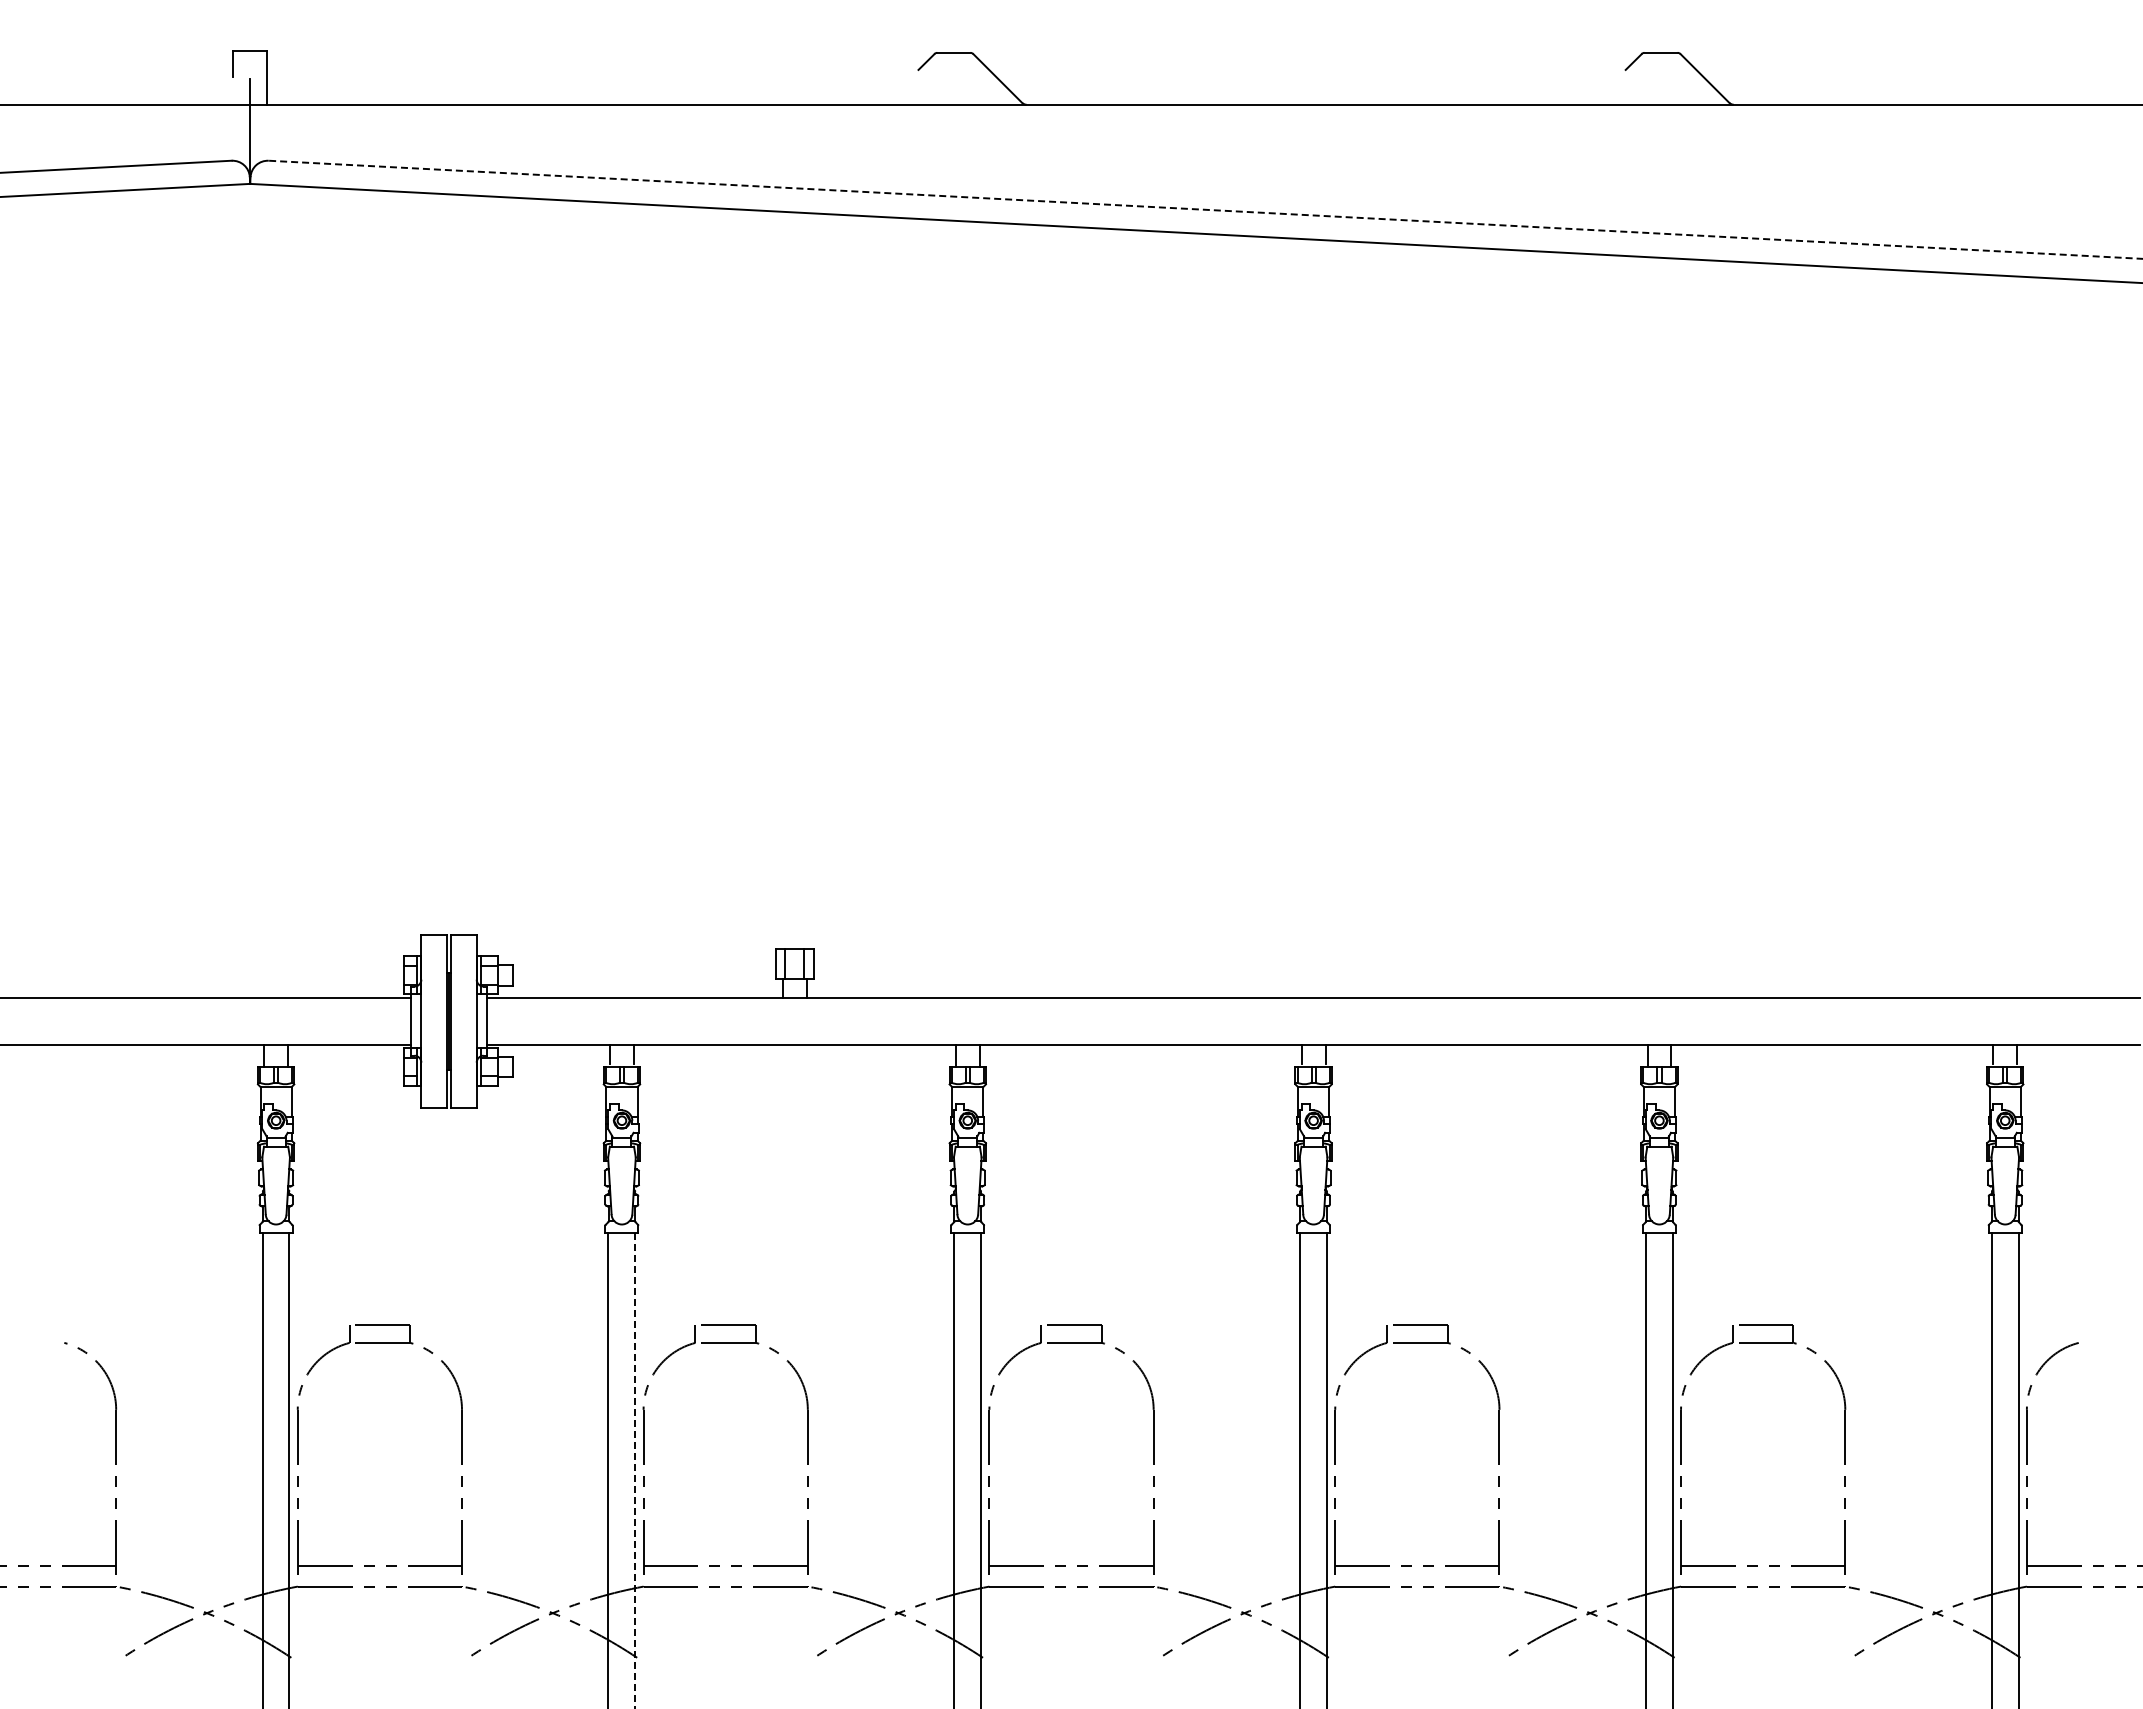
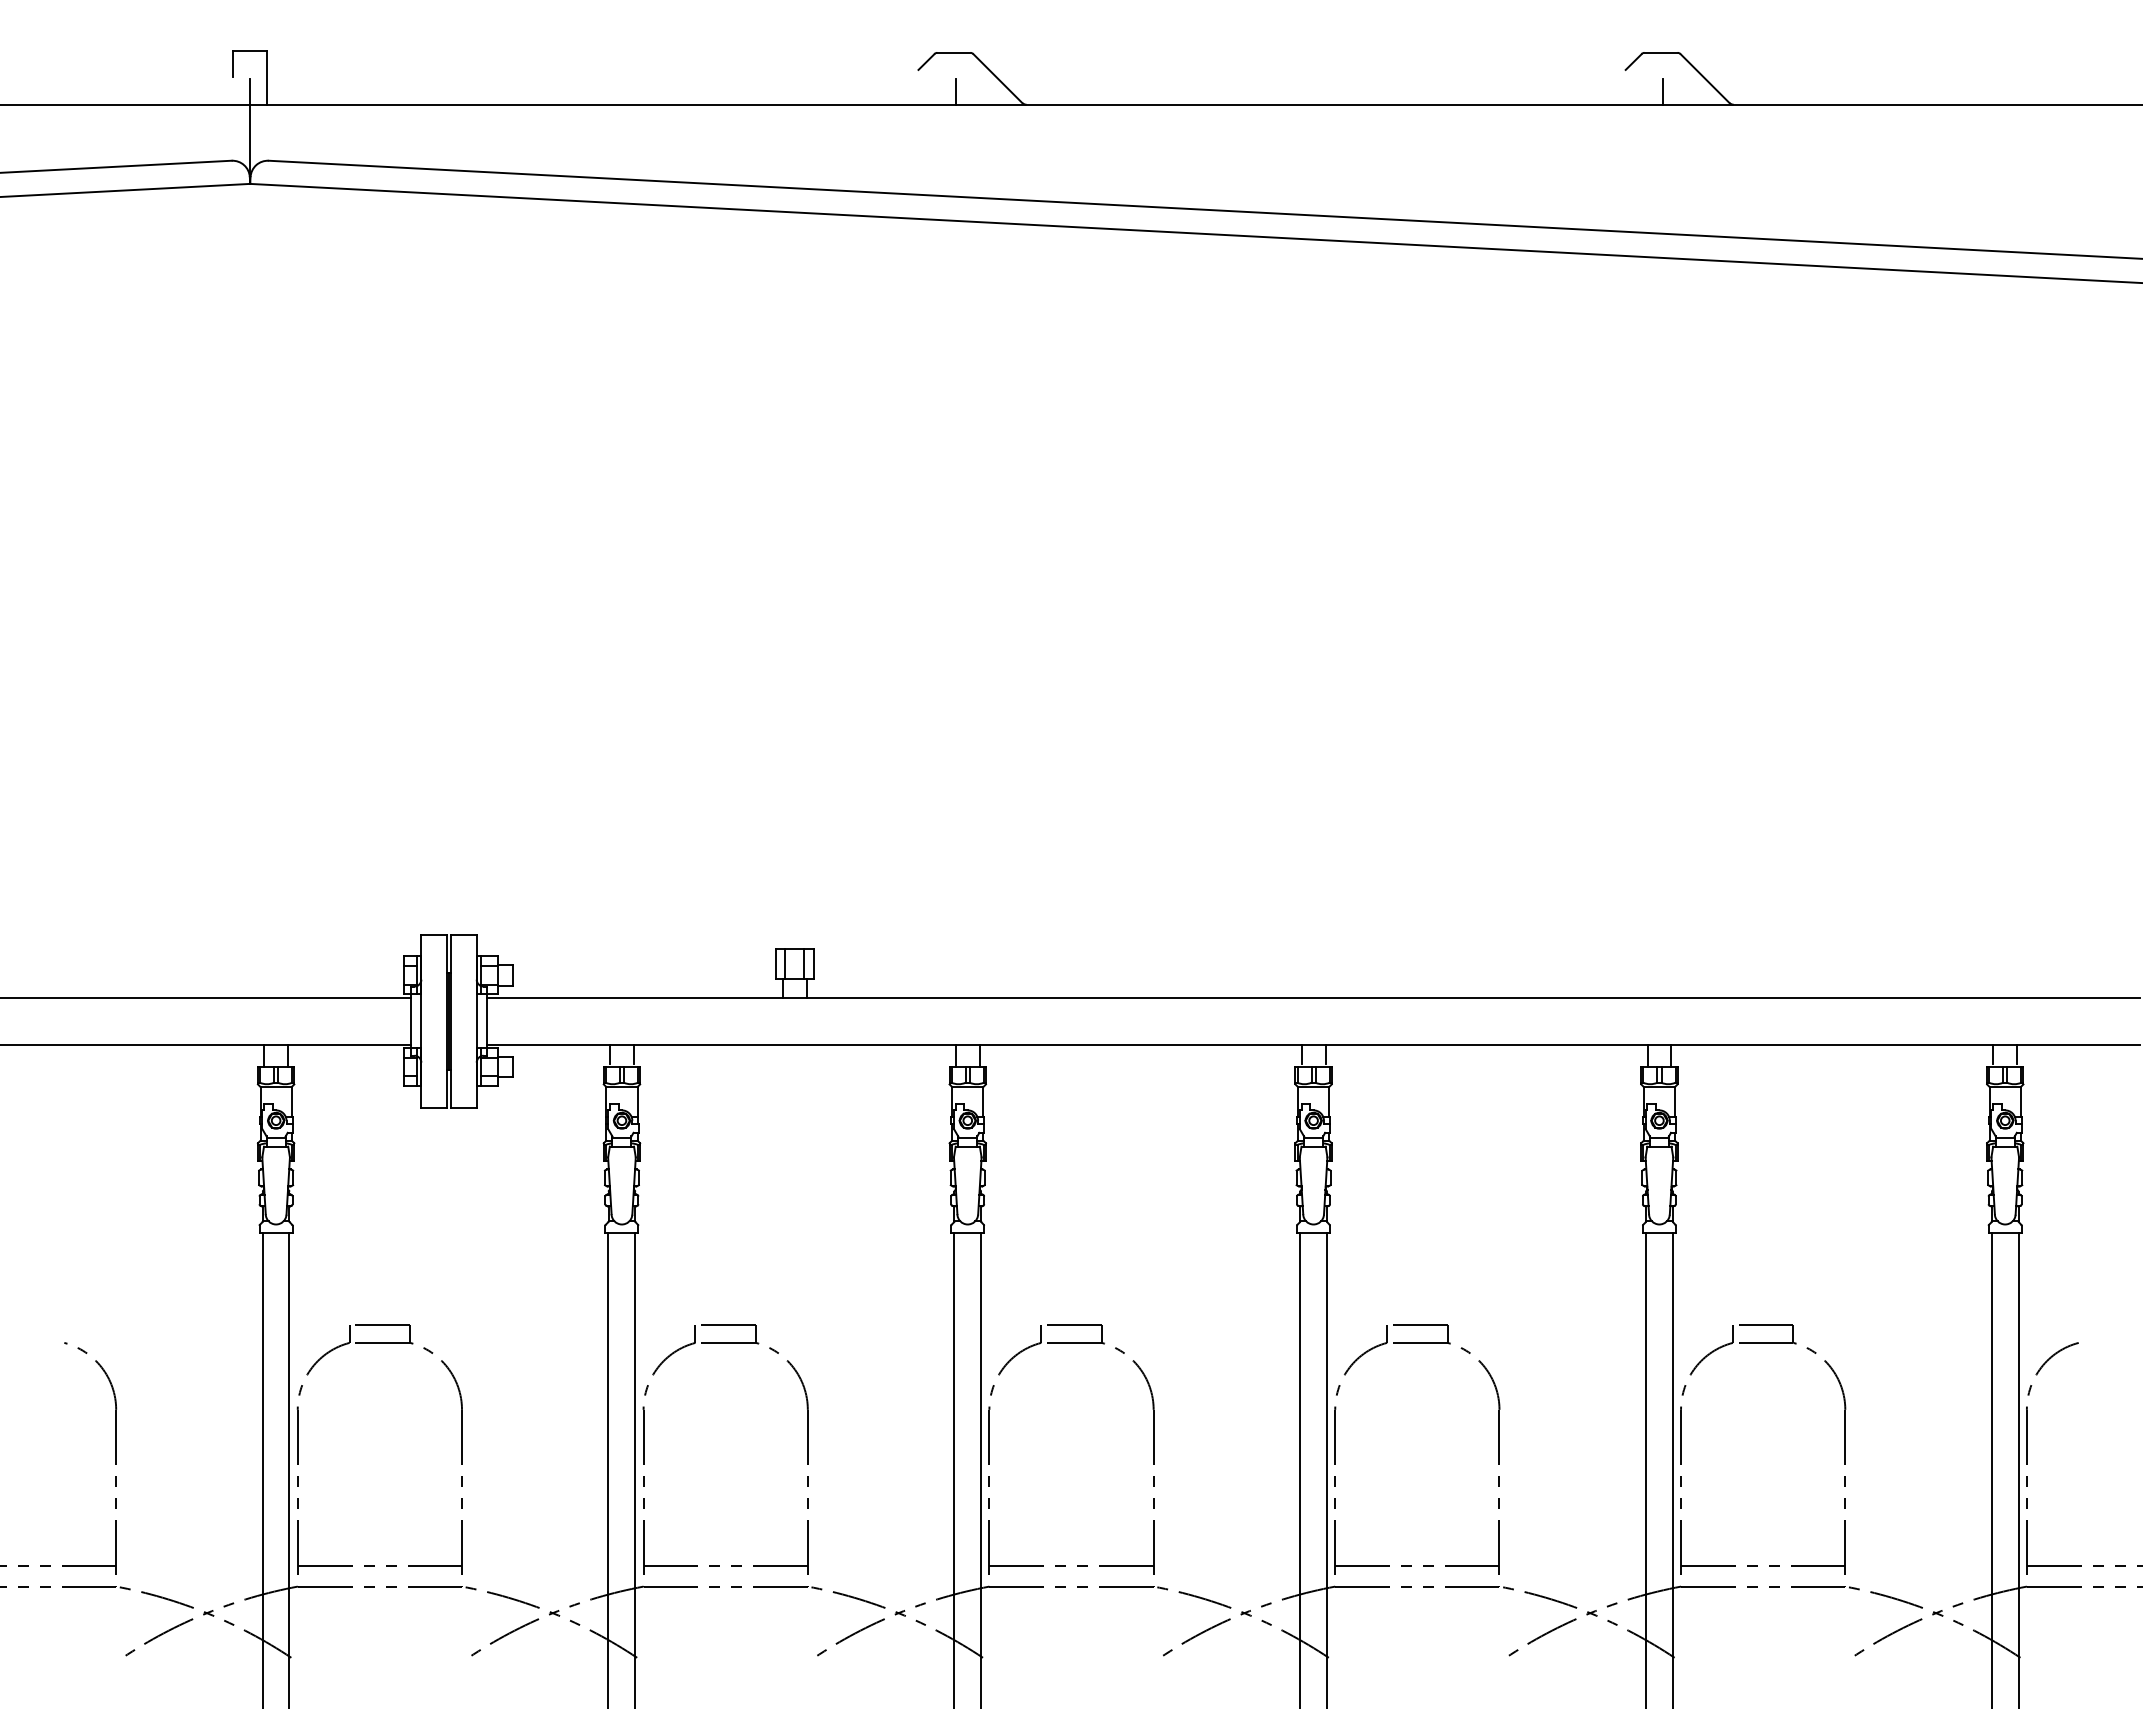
line: none -> present (955, 91)
line: none -> present (1662, 91)
line: dashed -> solid (1205, 209)
line: dashed -> solid (635, 1471)
